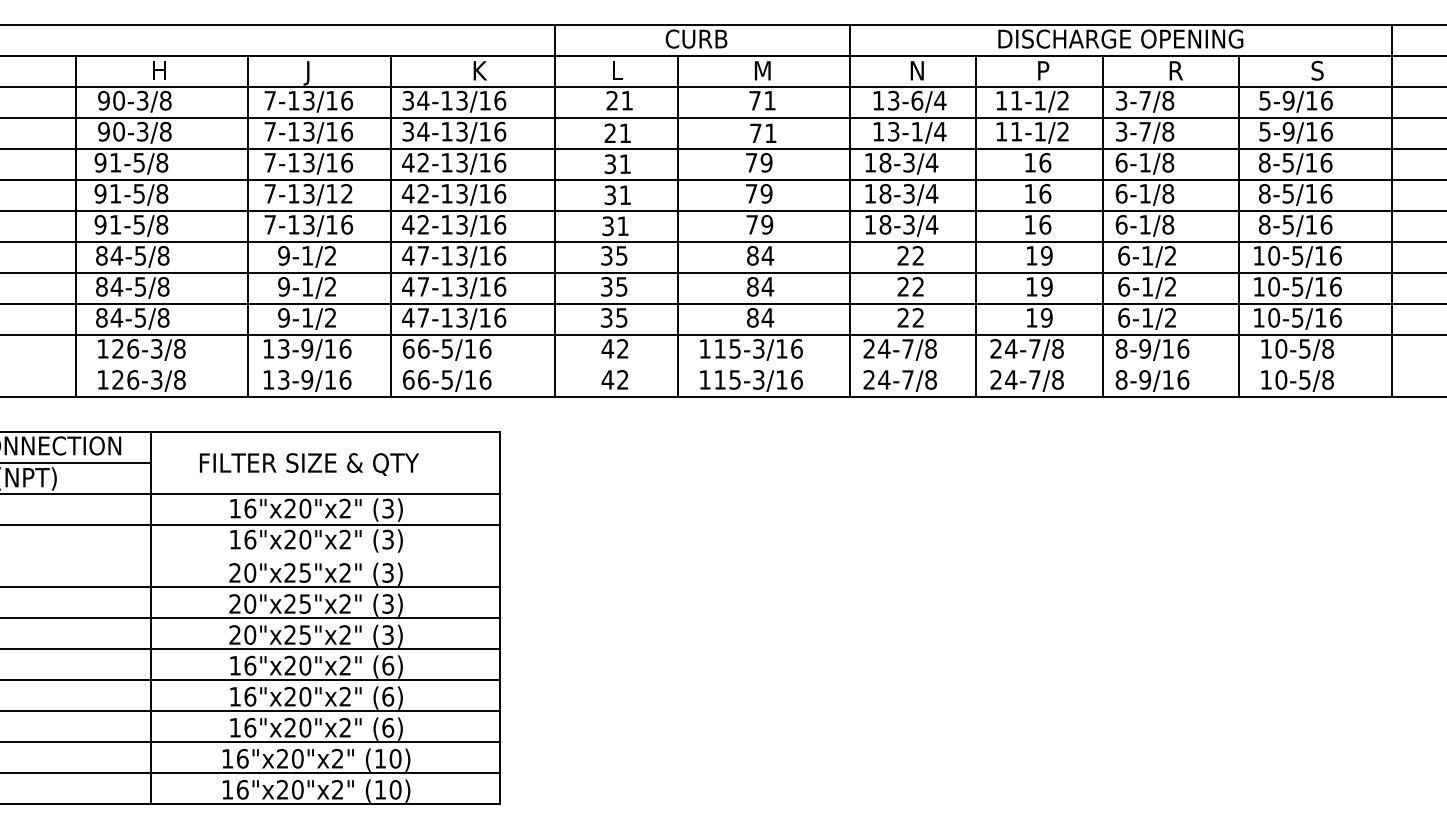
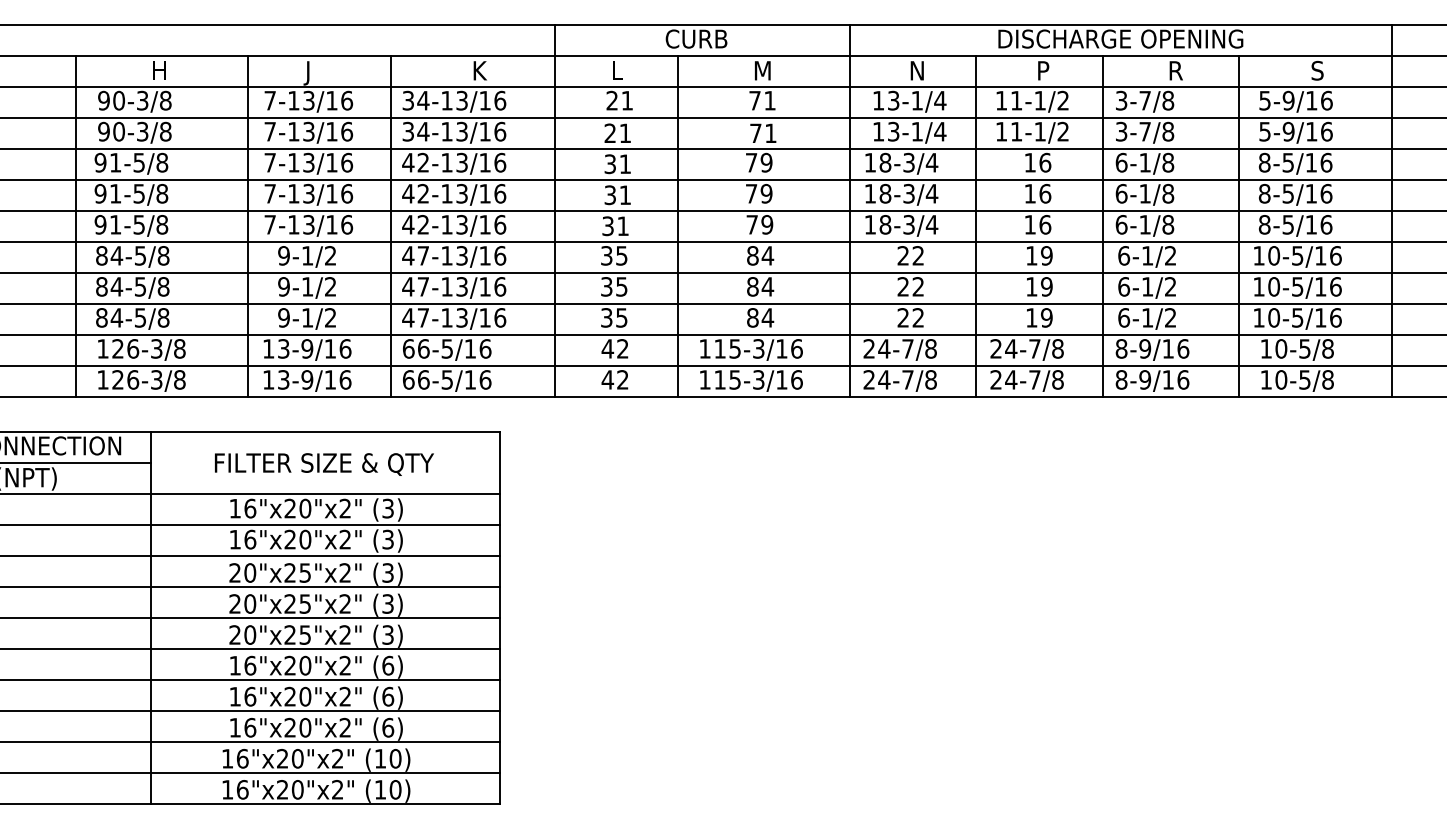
text: 13-6/4 -> 13-1/4 (917, 100)
text: 7-13/12 -> 7-13/16 (347, 193)
line: none -> present (722, 366)
text position: (309, 464) -> (324, 464) (324, 464)
line: none -> present (250, 555)
